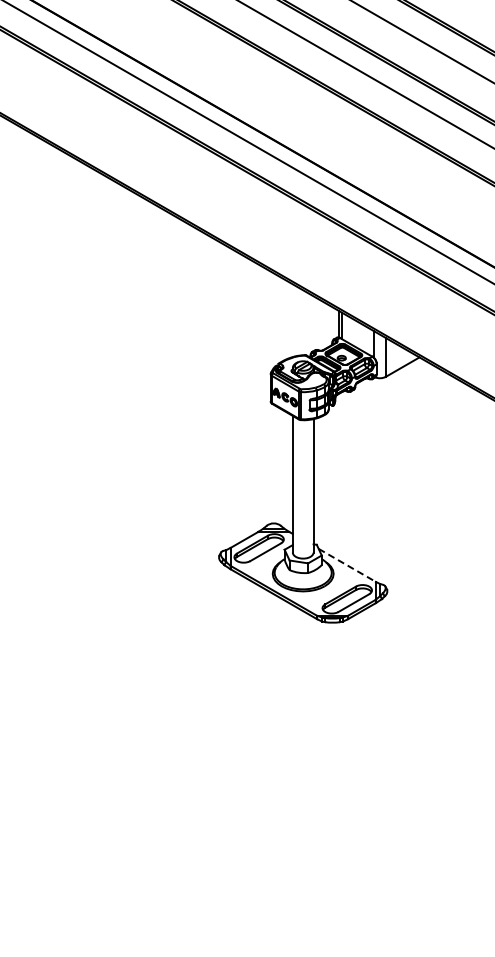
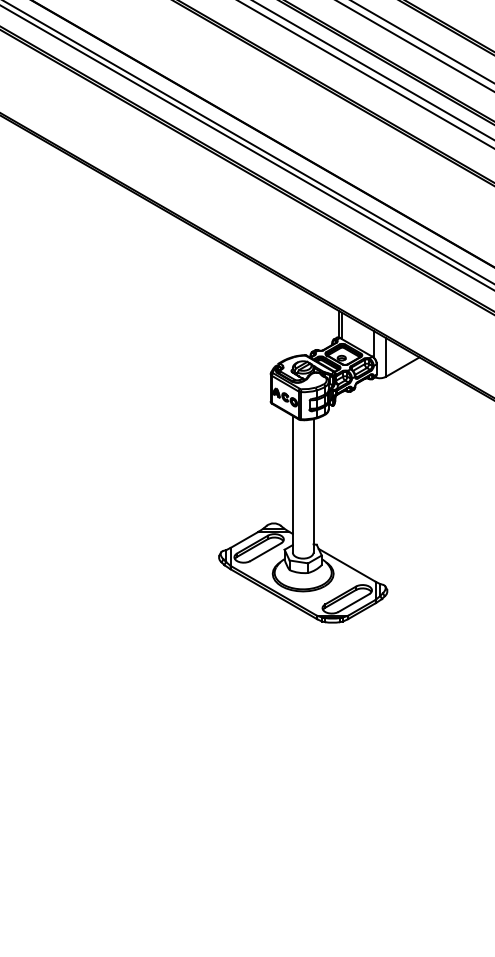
line: none -> present (414, 46)
line: none -> present (373, 70)
line: none -> present (246, 147)
line: dashed -> solid (347, 565)
